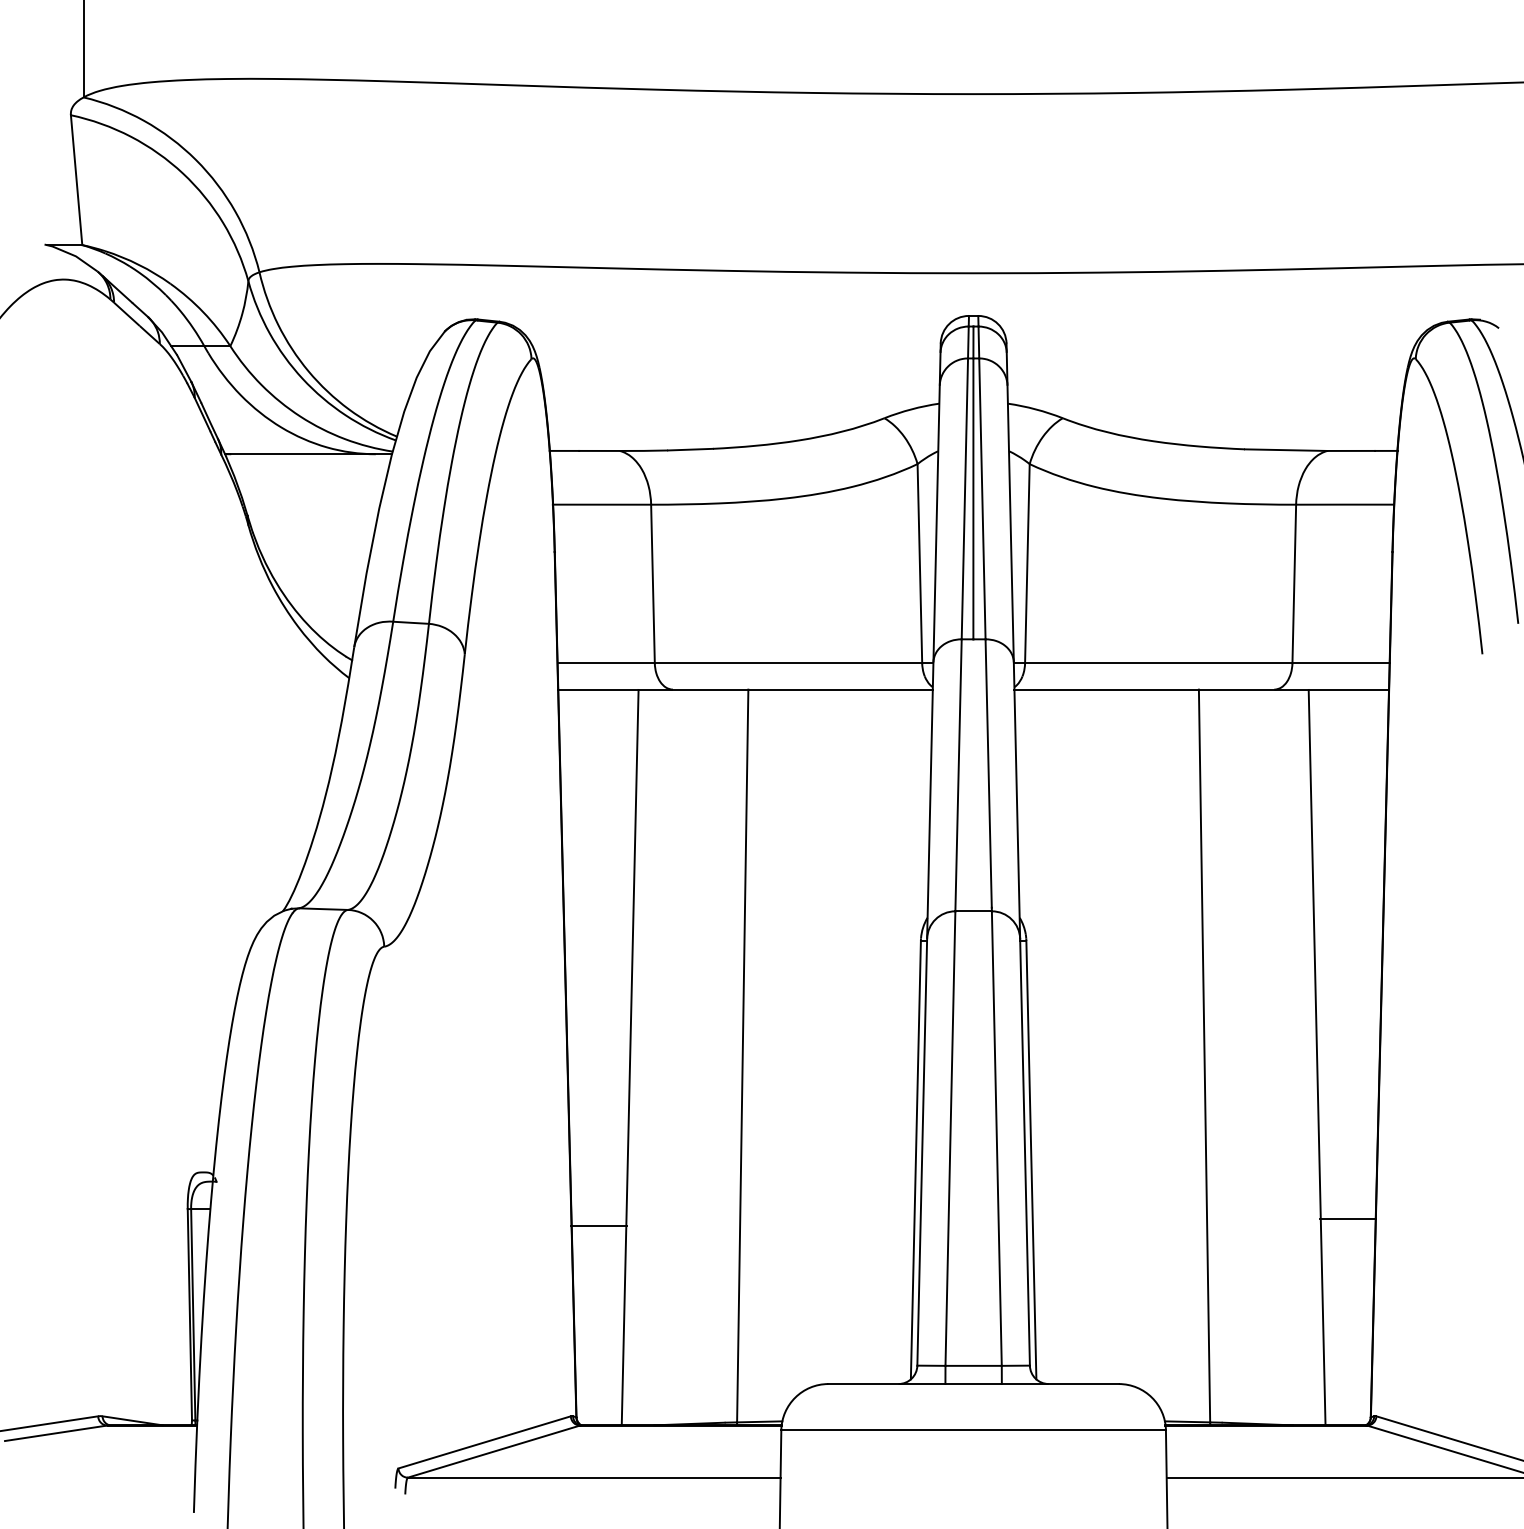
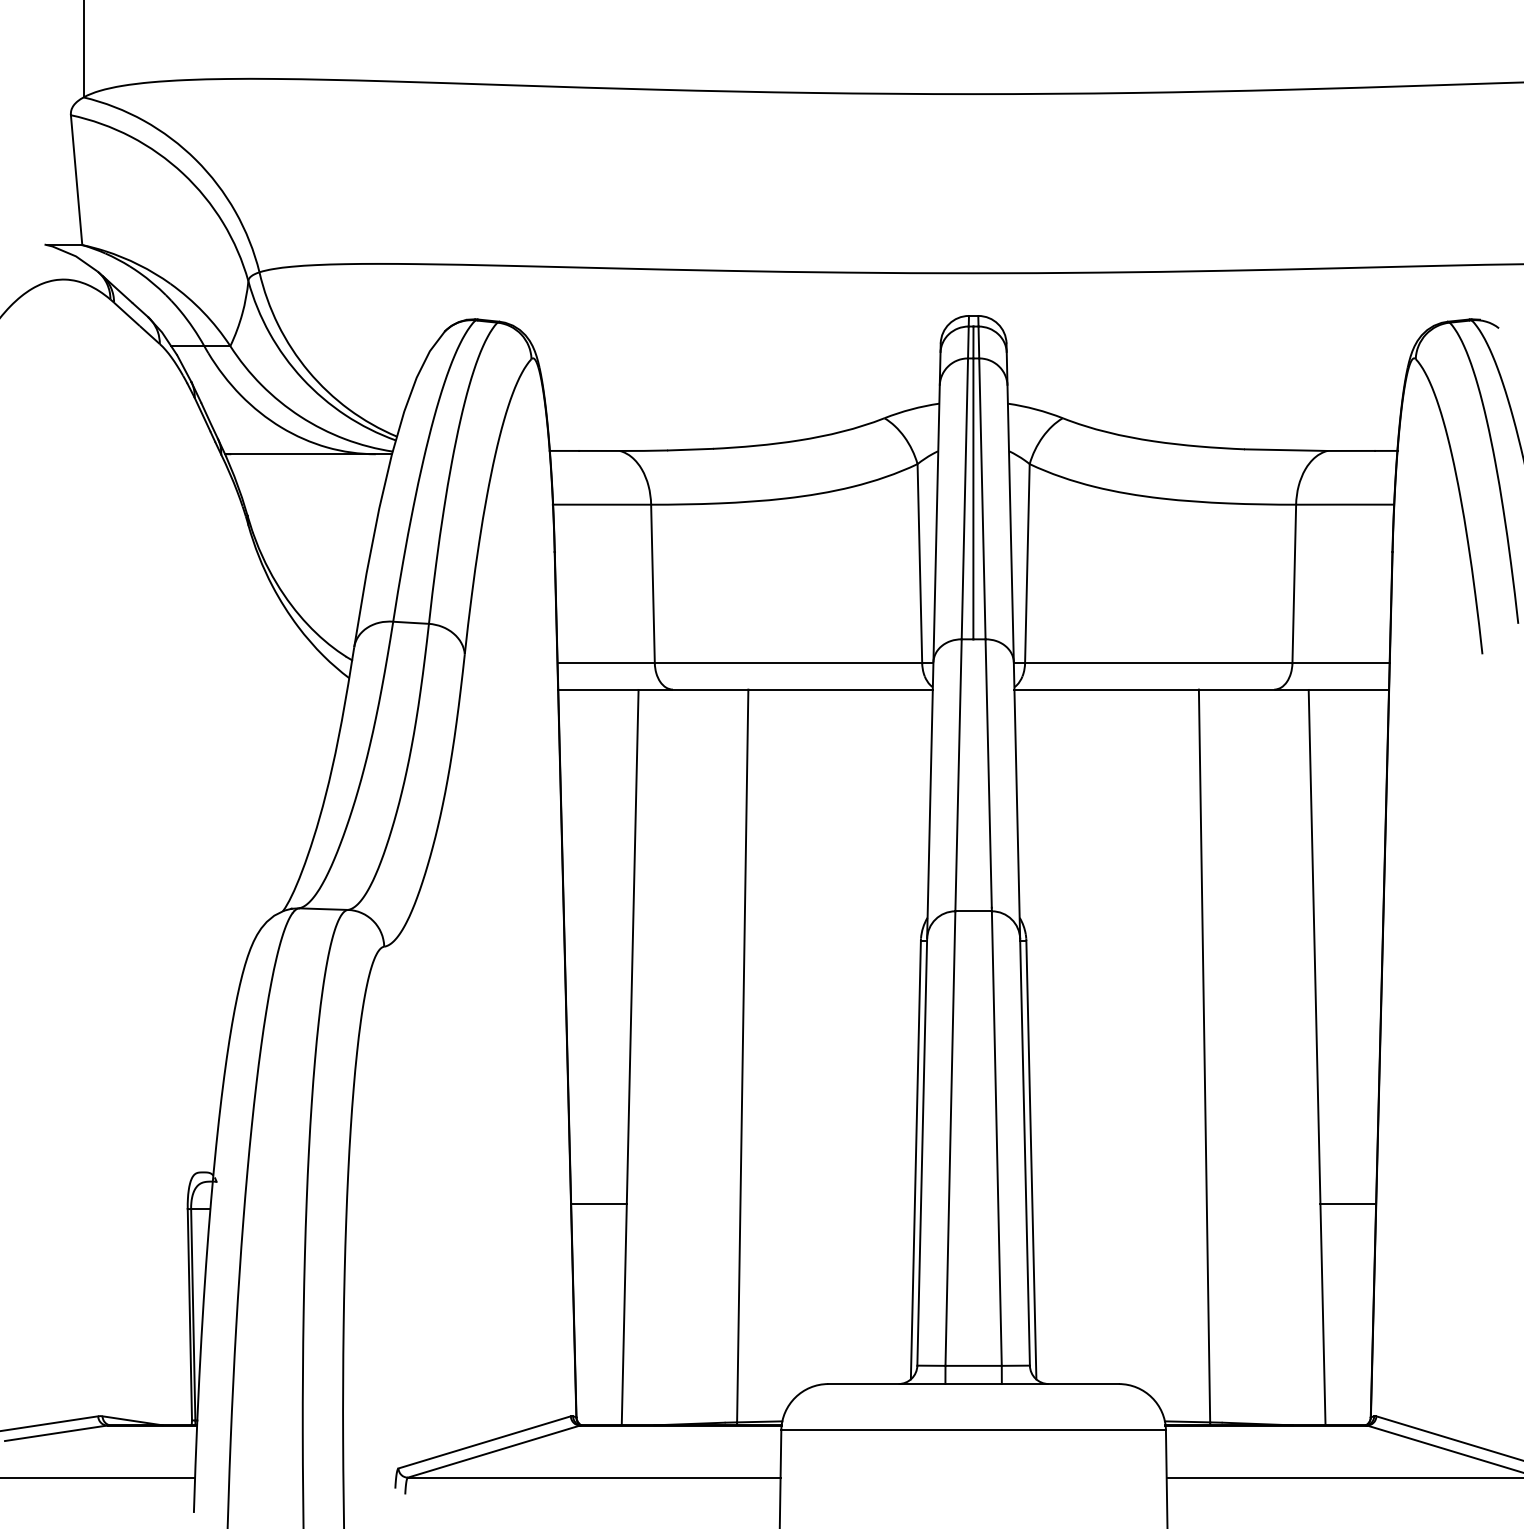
line position: (1348, 1219) -> (1348, 1204) (1348, 1204)
line position: (598, 1226) -> (598, 1204) (598, 1204)
line: none -> present (98, 1477)
